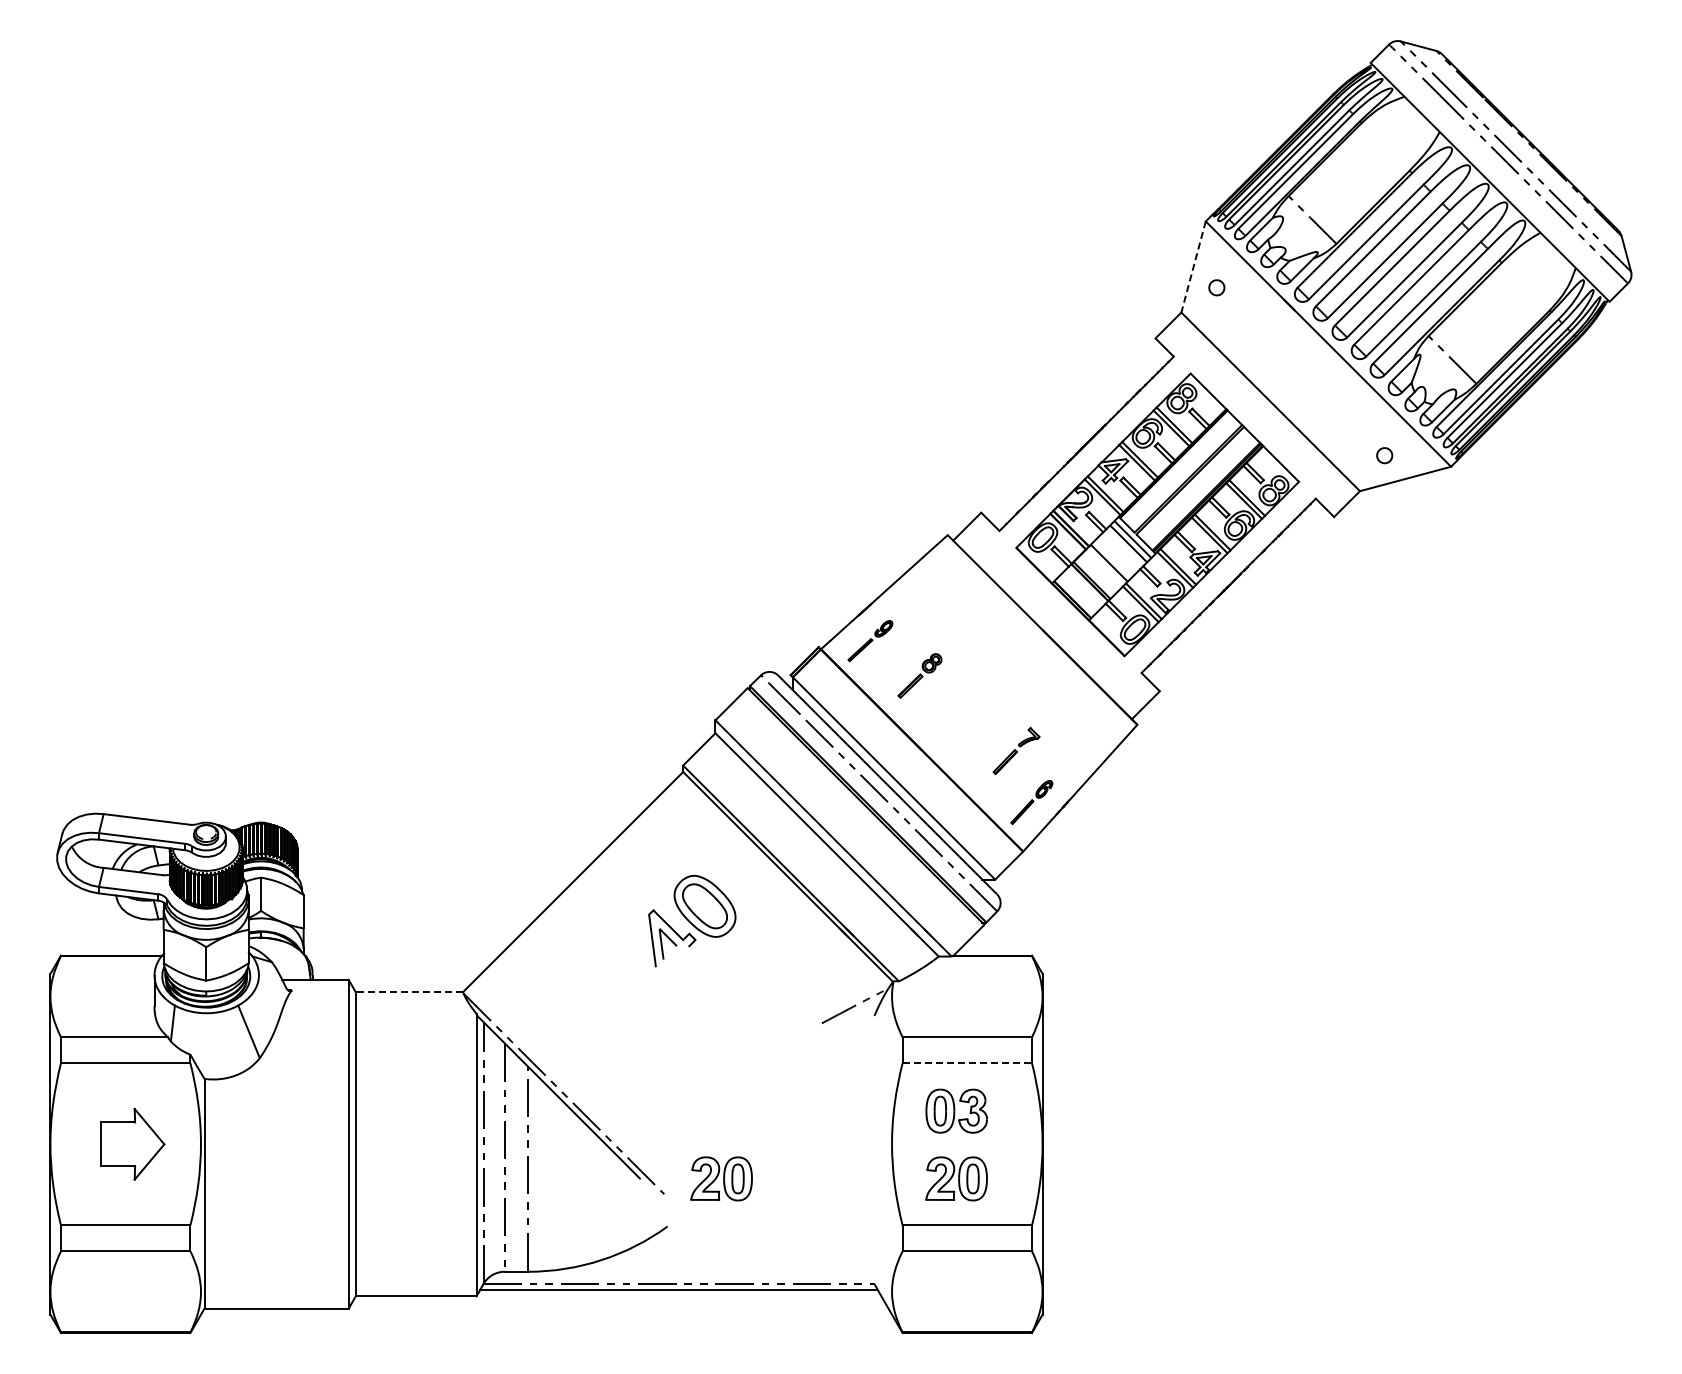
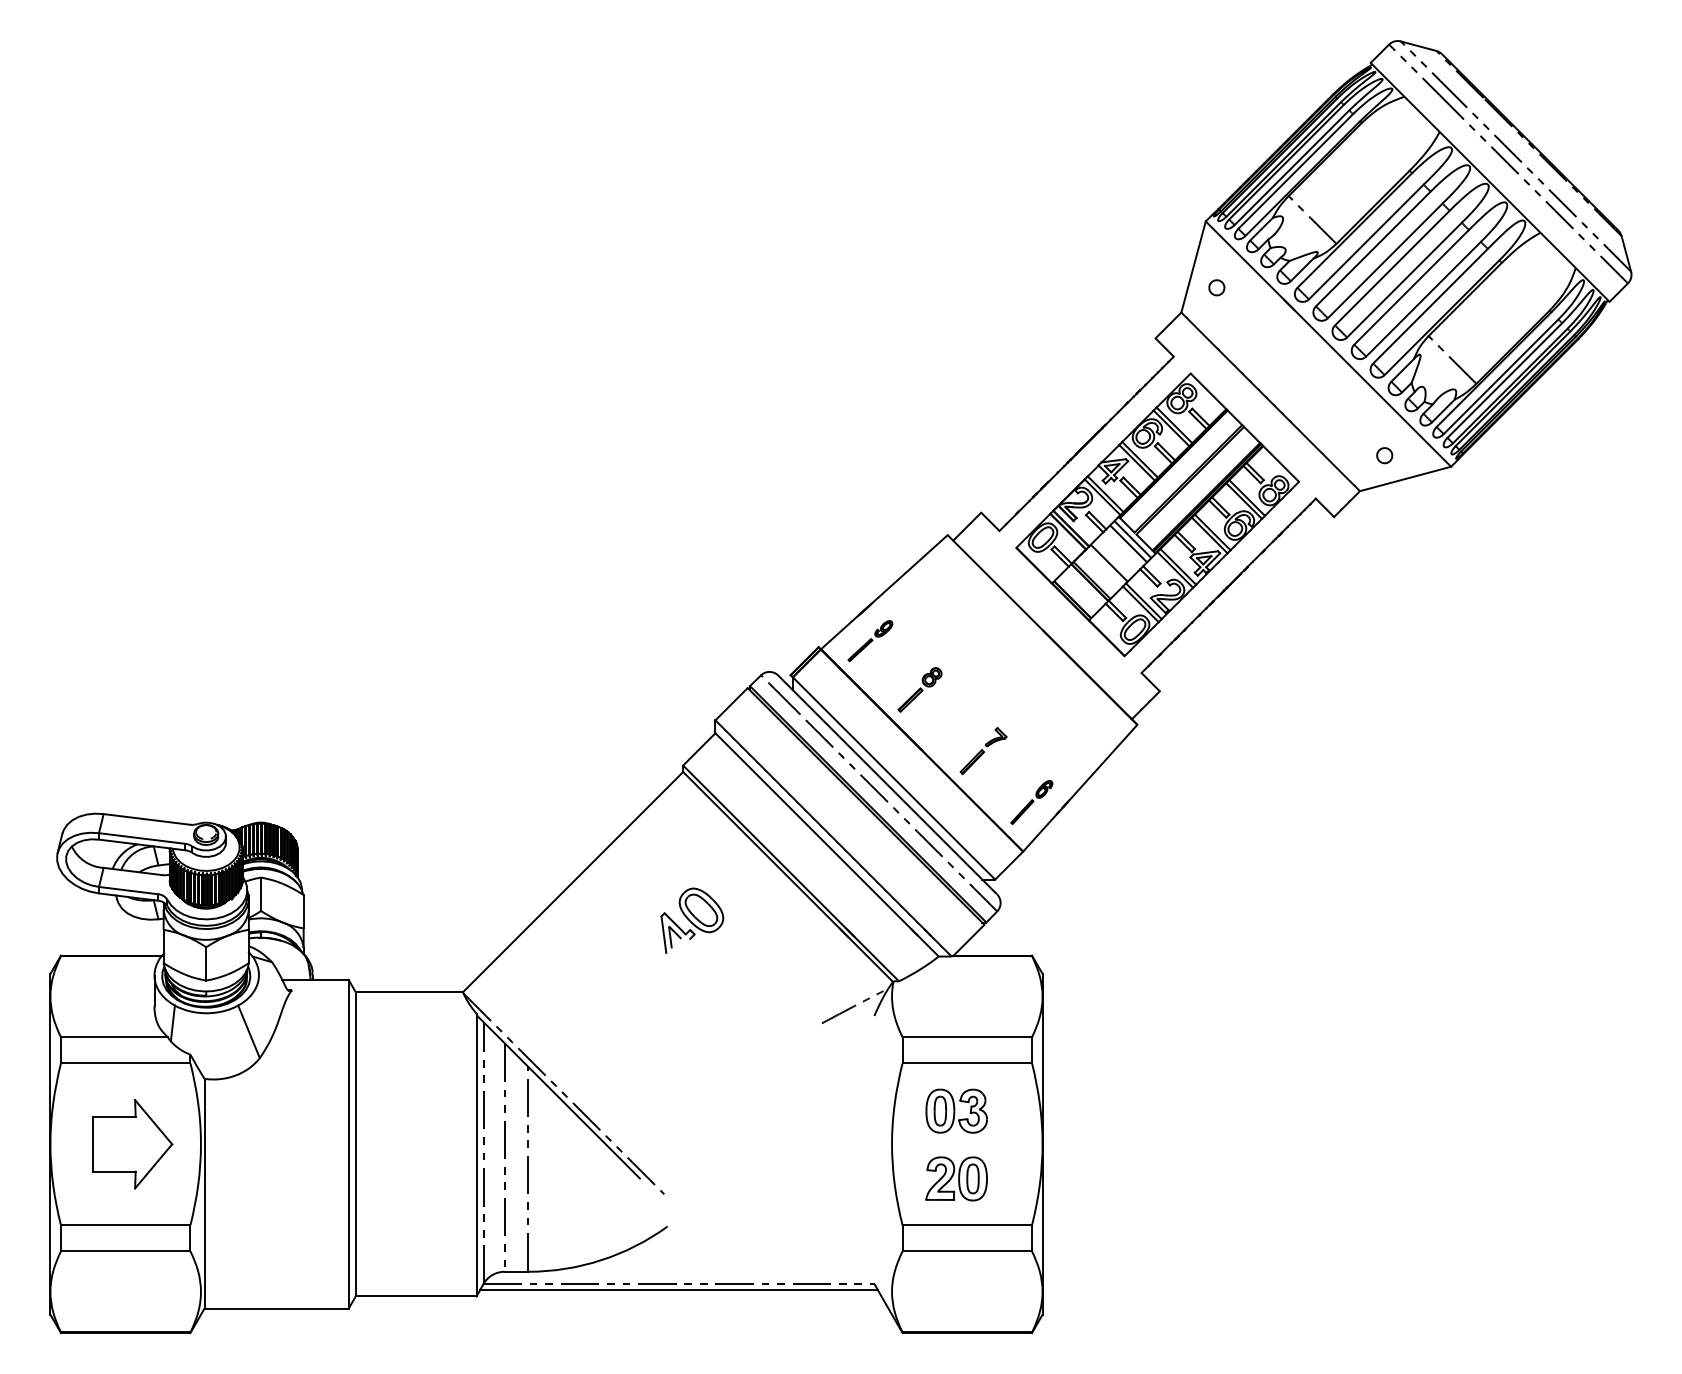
line: dashed -> solid (1193, 267)
part position: (919, 675) -> (919, 689) (919, 689)
part position: (1016, 751) -> (983, 751) (983, 751)
part size: 89x94 px -> 65x67 px (692, 920)
line: dashed -> solid (409, 992)
line: dashed -> solid (967, 1063)
part size: 66x73 px -> 82x91 px (132, 1144)
part: present -> none (721, 1178)
